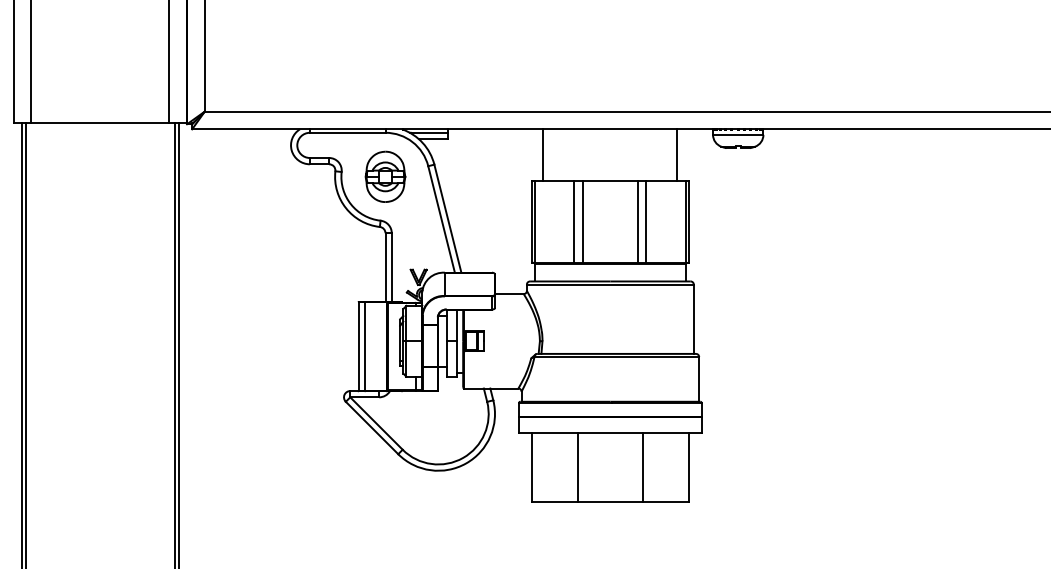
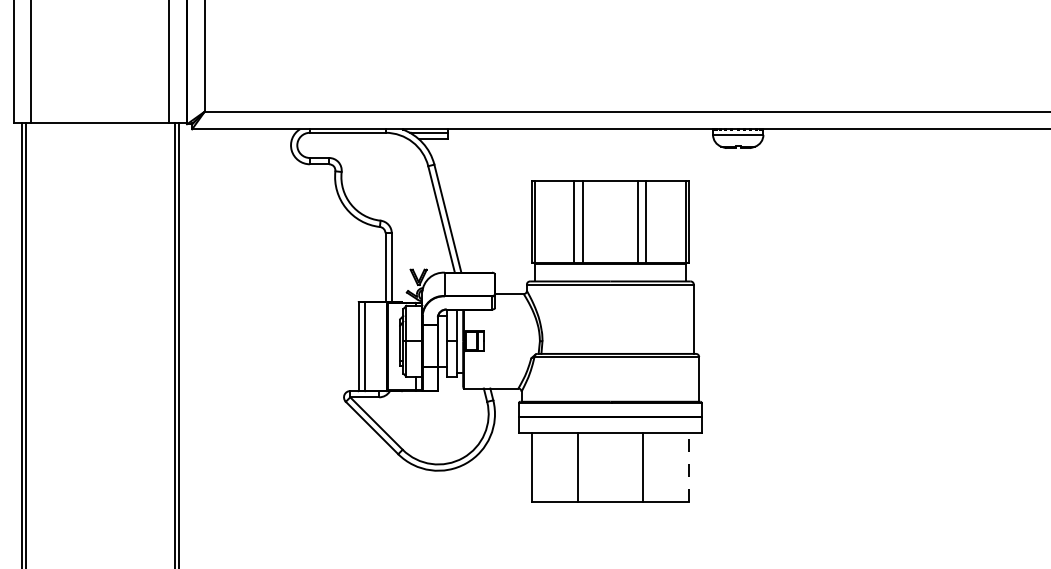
line: present -> none (543, 154)
line: present -> none (677, 154)
part: present -> none (385, 176)
line: solid -> dashed (689, 467)
